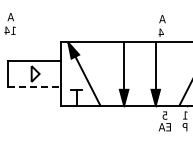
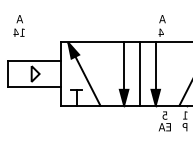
text position: (9, 23) -> (18, 25) (18, 25)
line: none -> present (139, 73)
line: dashed -> solid (34, 87)
